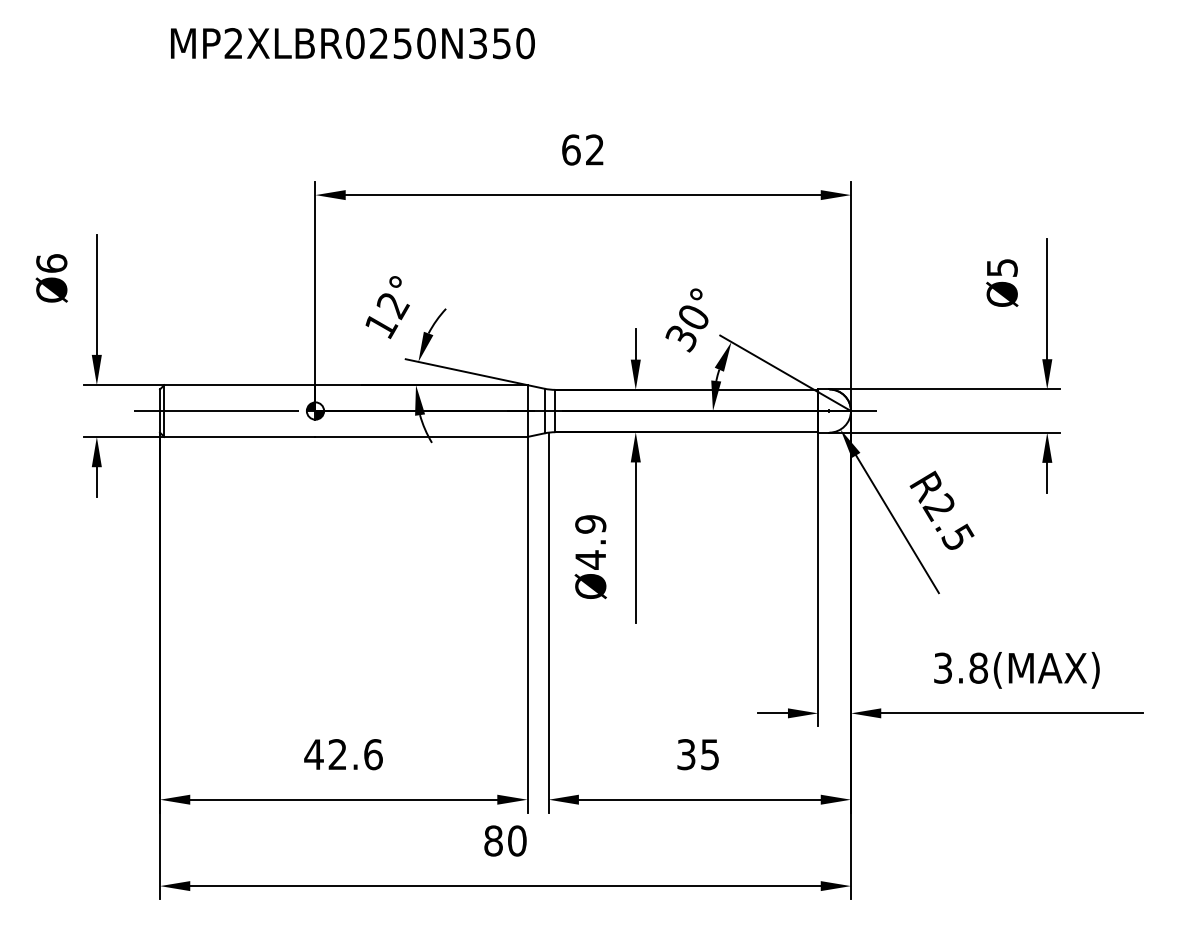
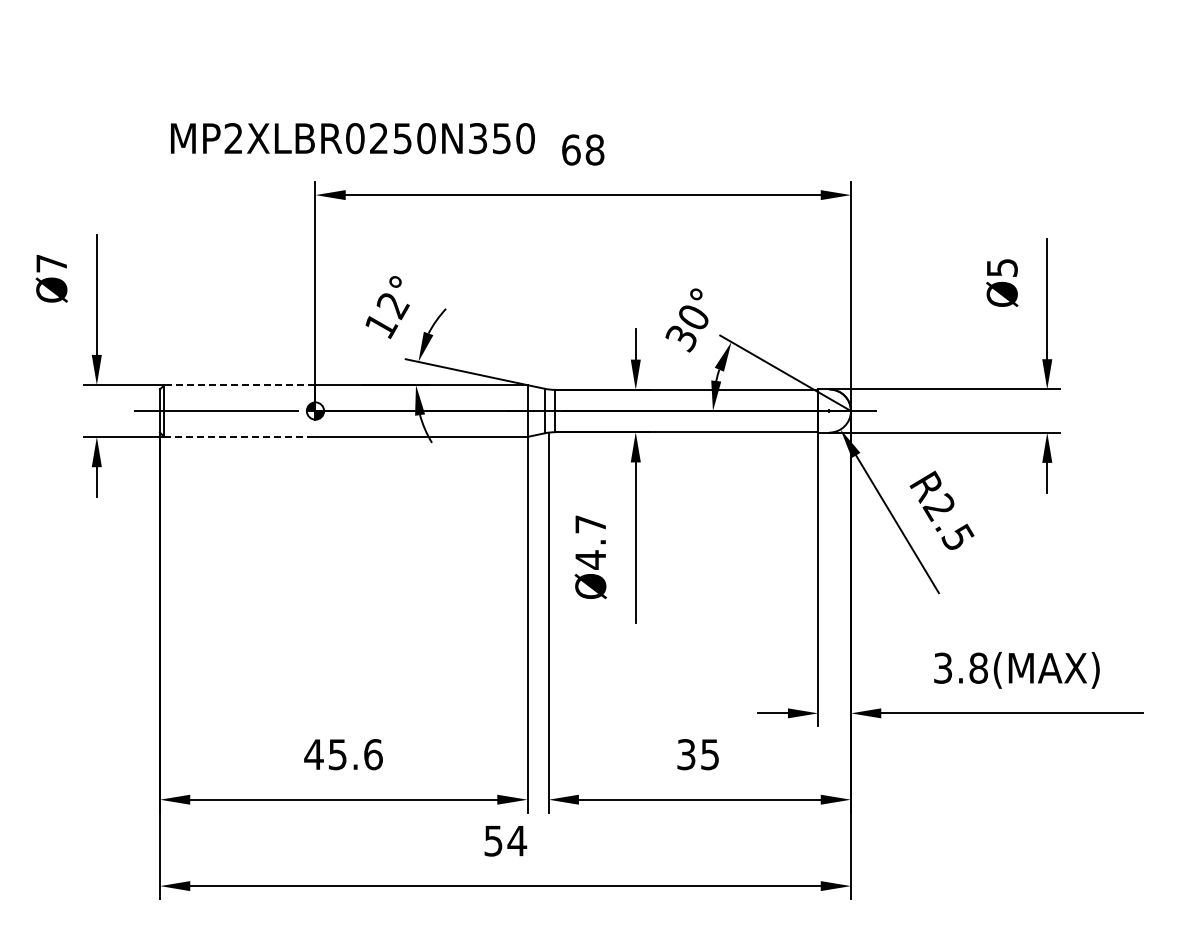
text position: (352, 43) -> (352, 138) (352, 138)
text: 62 -> 68 (594, 149)
text: Ø6 -> Ø7 (51, 263)
line: solid -> dashed (239, 385)
line: solid -> dashed (239, 436)
text: Ø4.9 -> Ø4.7 (590, 524)
text: 42.6 -> 45.6 (337, 754)
text: 80 -> 54 (505, 840)
